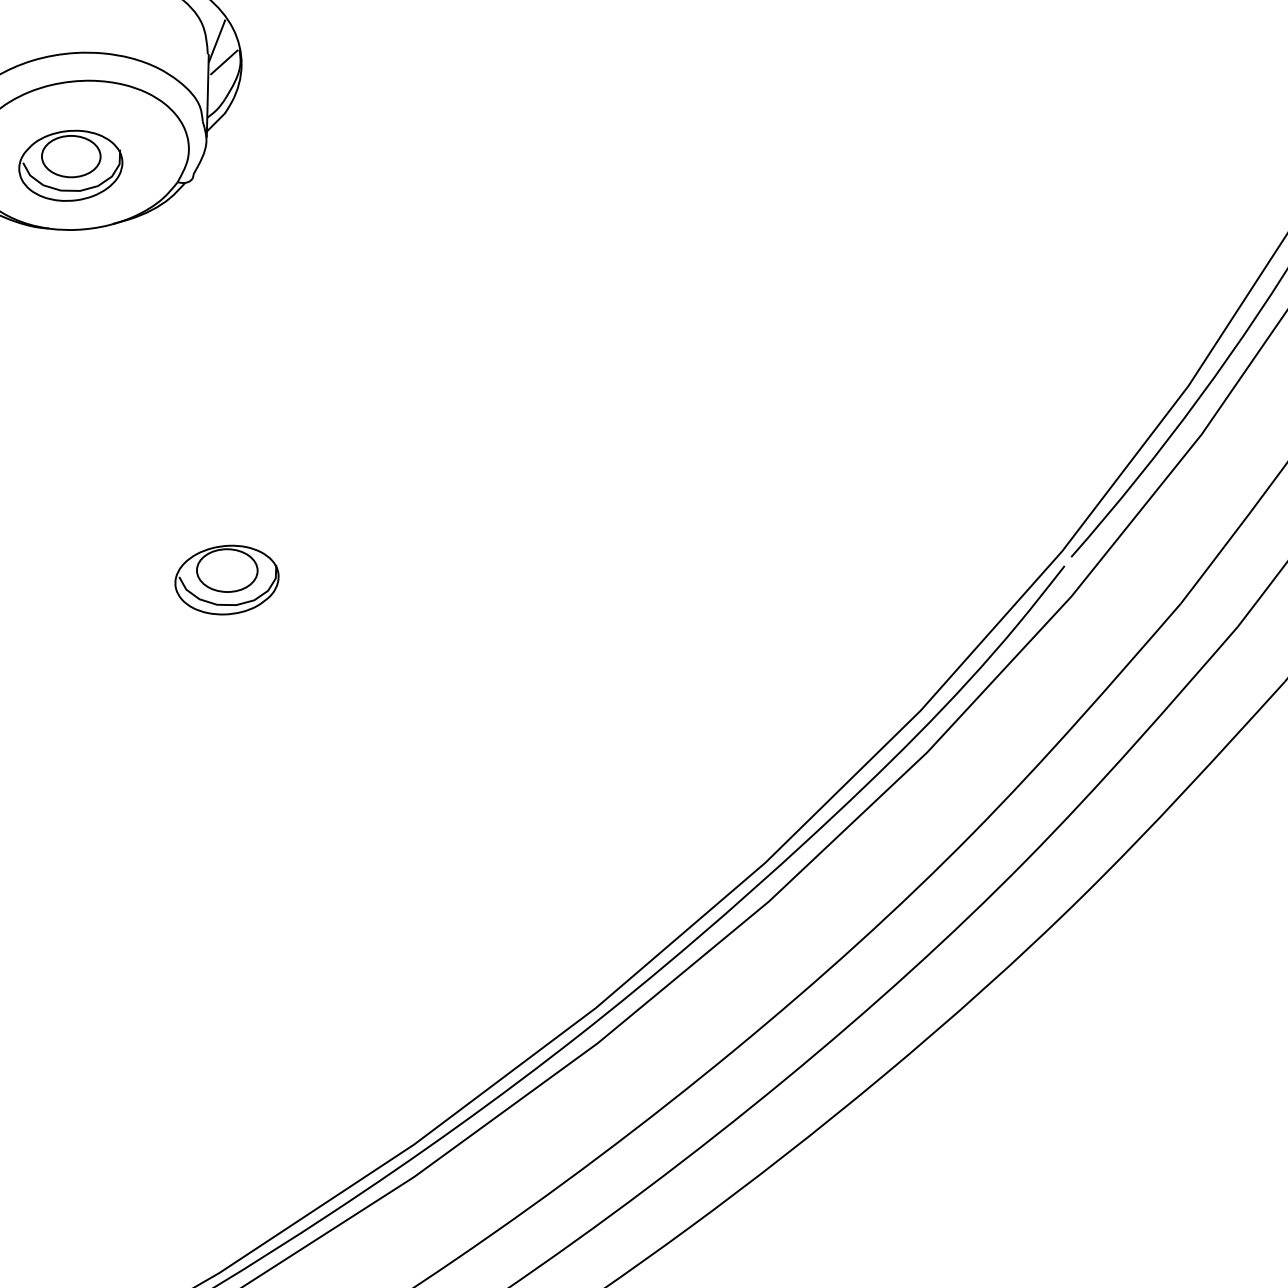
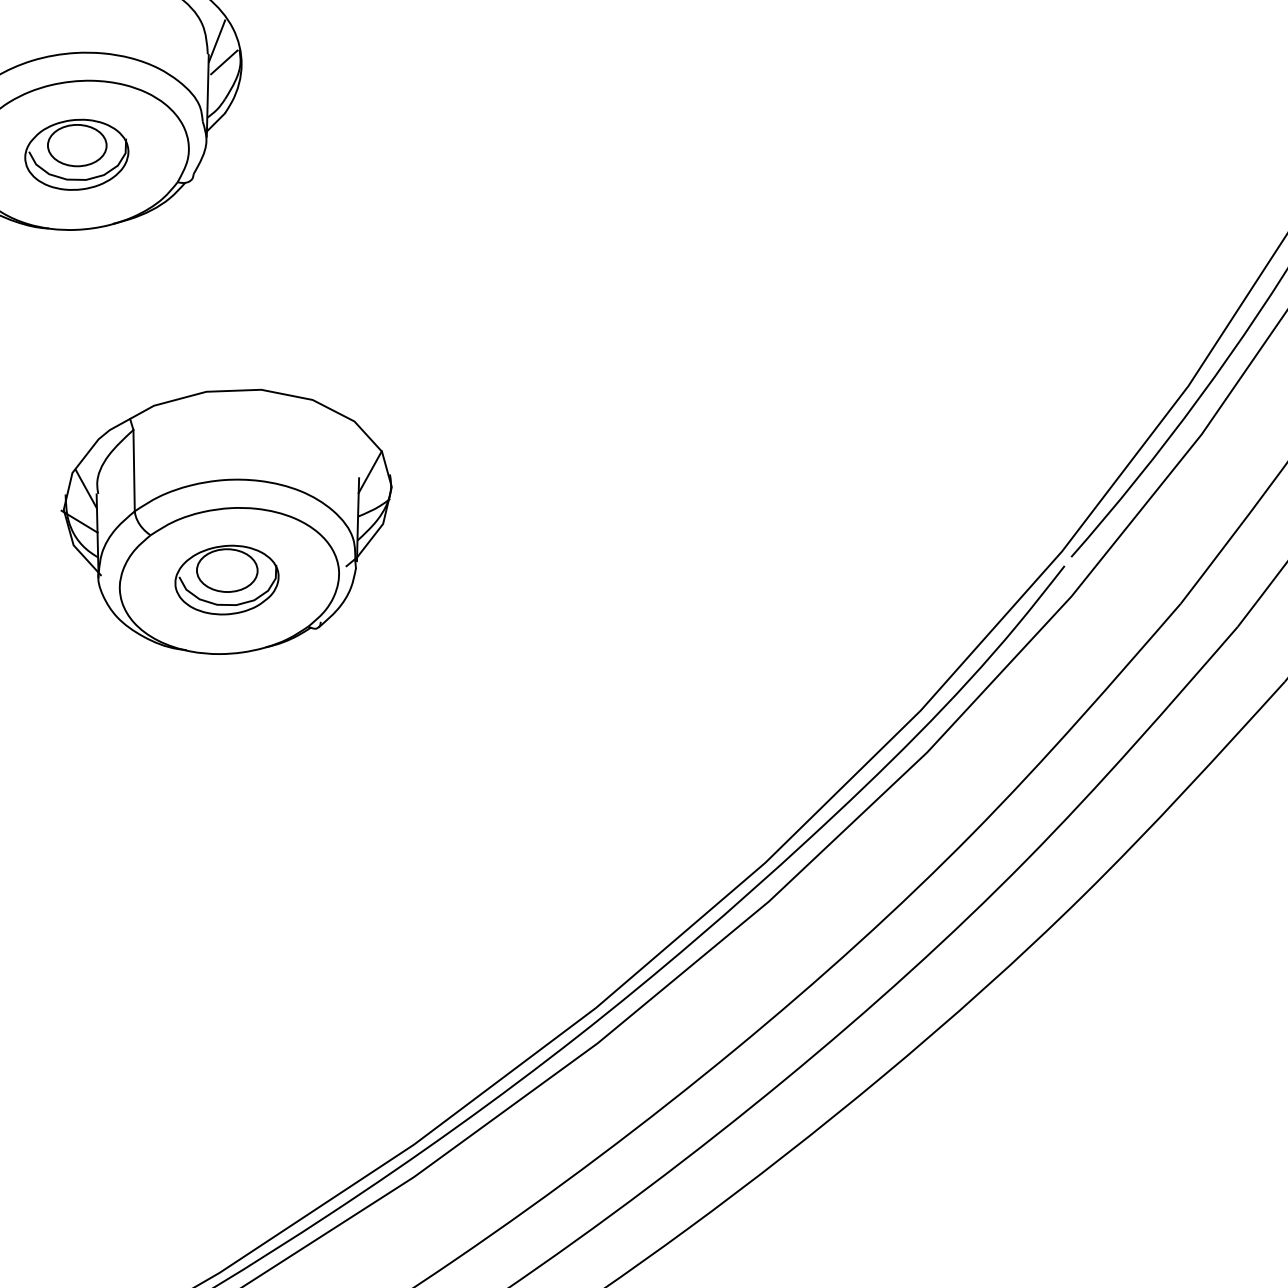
part position: (70, 165) -> (76, 154) (76, 154)
part: none -> present (226, 521)
